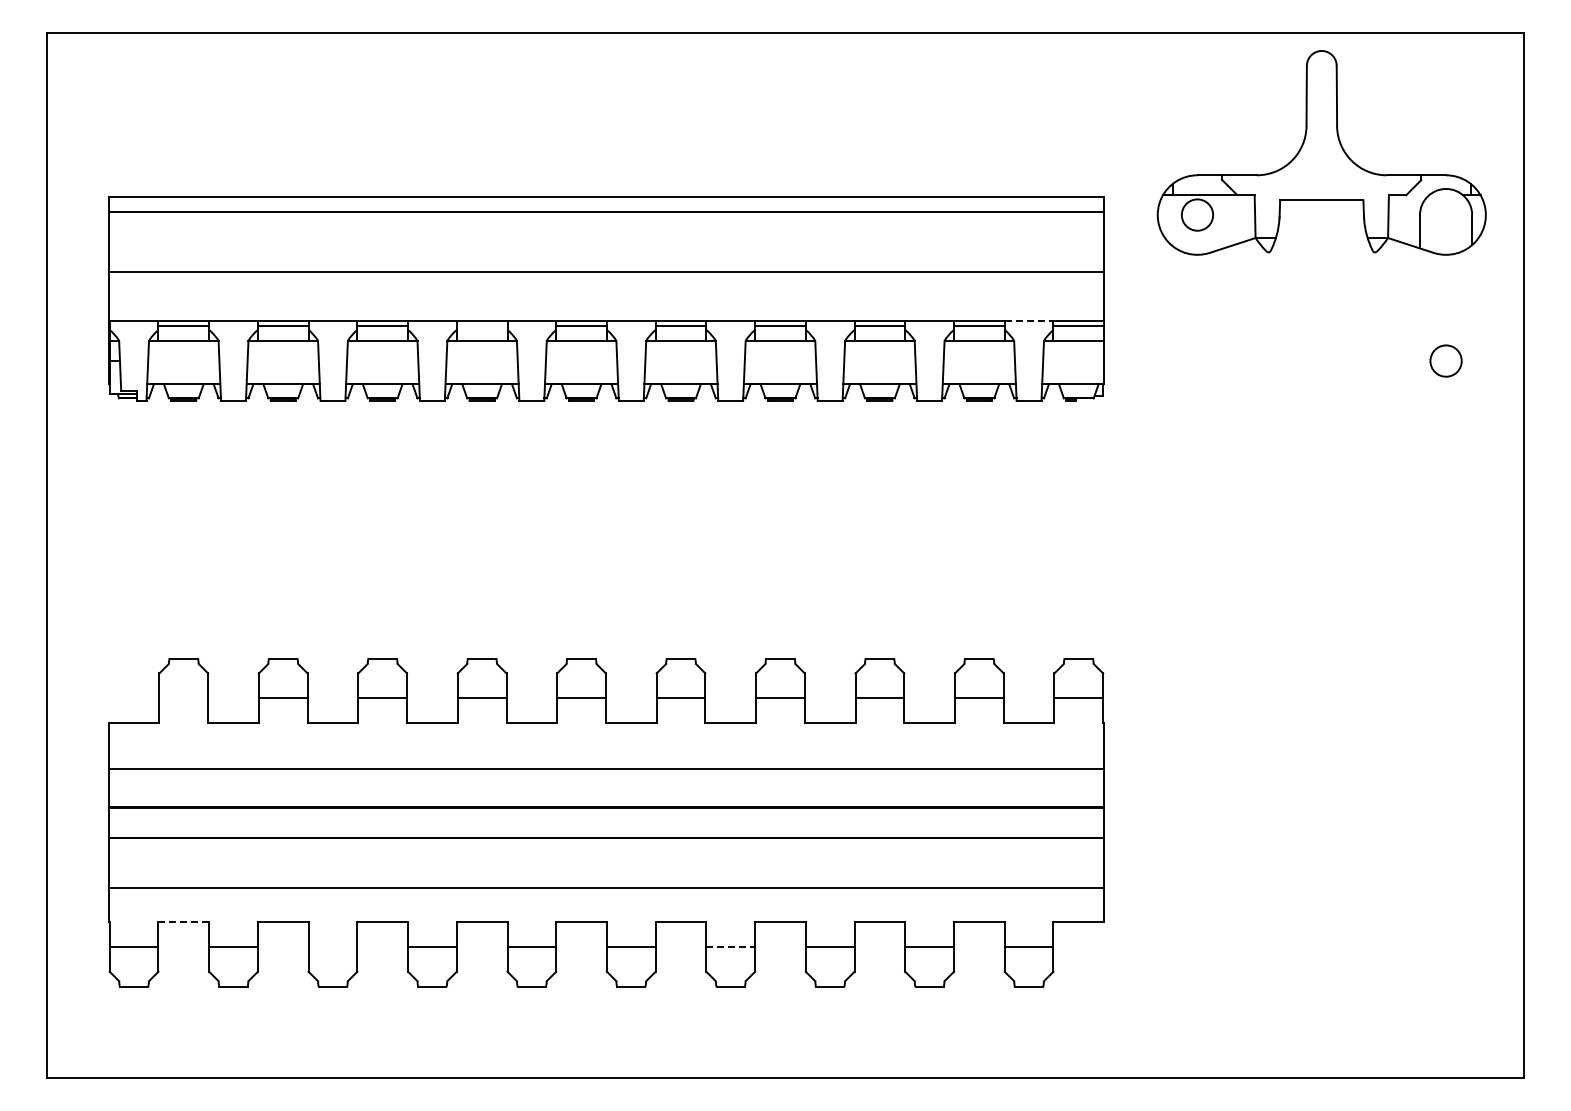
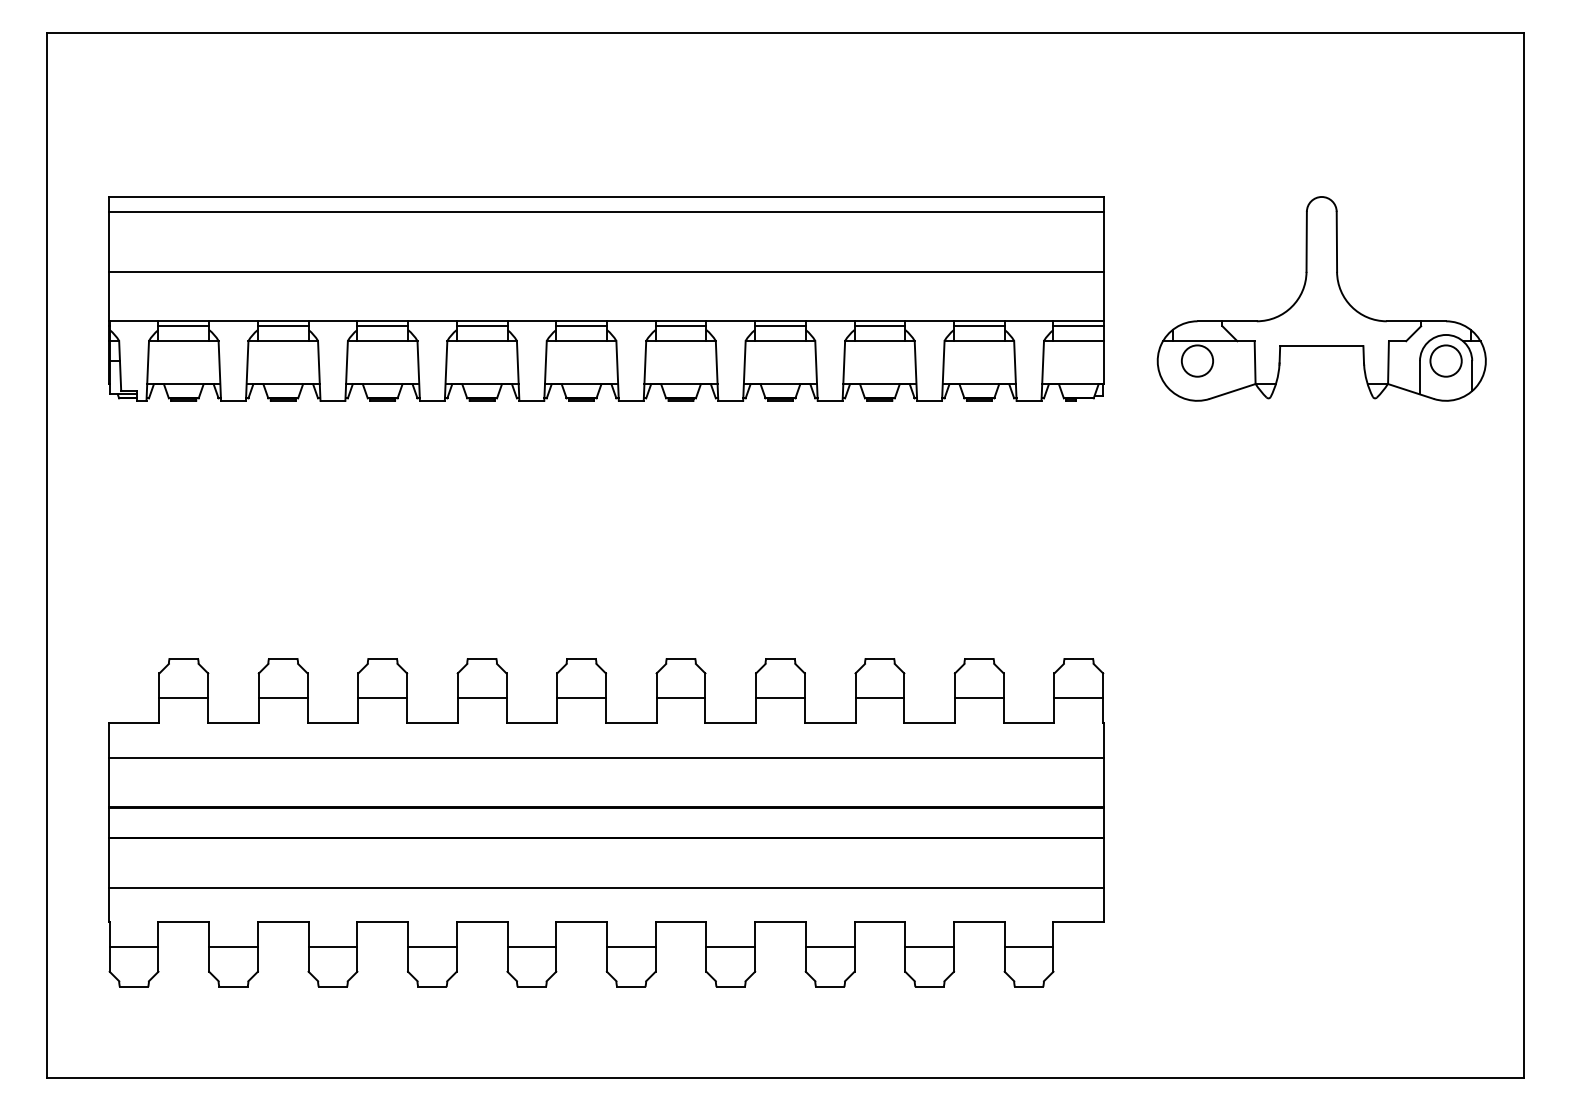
part position: (1321, 152) -> (1321, 298) (1321, 298)
line: dashed -> solid (1029, 321)
line: none -> present (481, 326)
line: none -> present (183, 698)
line position: (606, 768) -> (606, 757) (606, 757)
line: dashed -> solid (184, 921)
line: none -> present (332, 946)
line: dashed -> solid (731, 946)
